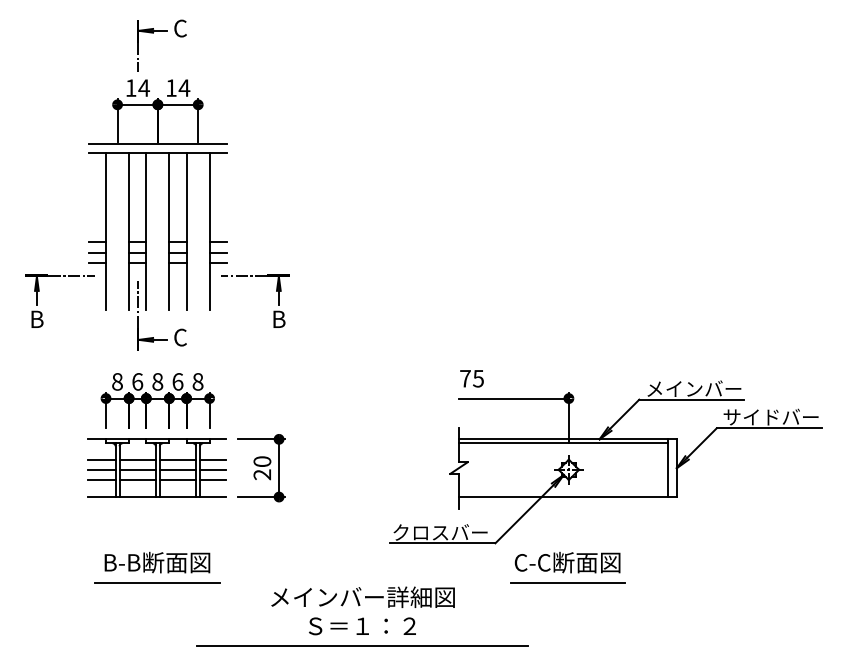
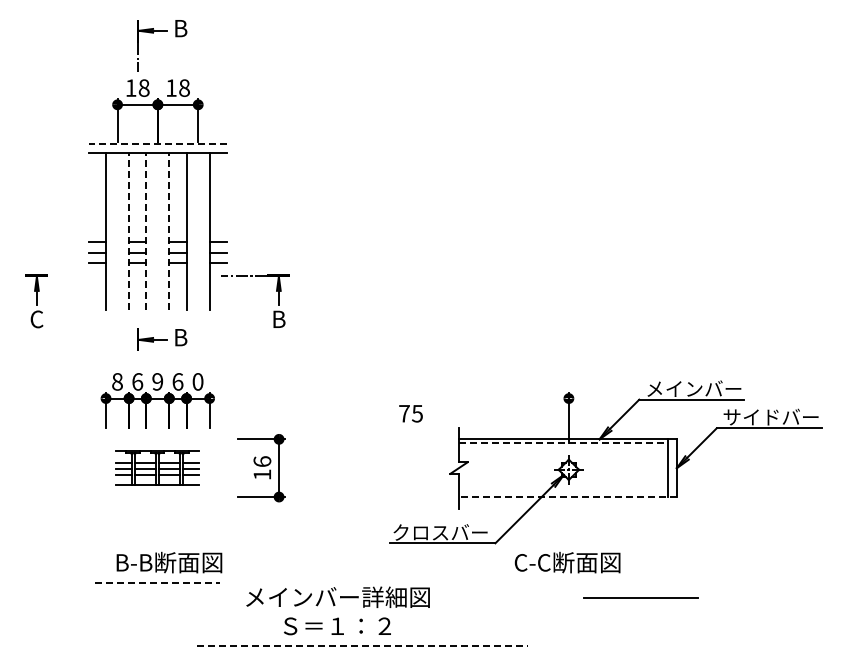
text: C -> B (180, 28)
text: 14 -> 18 (144, 87)
text: 14 -> 18 (184, 87)
line: solid -> dashed (157, 144)
line: solid -> dashed (129, 231)
line: solid -> dashed (146, 231)
line: solid -> dashed (169, 231)
line: present -> none (71, 275)
line: present -> none (137, 304)
text: B -> C (36, 319)
text: C -> B (180, 337)
text position: (471, 378) -> (410, 413) (410, 413)
text: 8 -> 9 (157, 381)
text: 8 -> 0 (197, 381)
line: present -> none (513, 398)
line: solid -> dashed (563, 443)
part size: 140x60 px -> 85x36 px (157, 467)
text: 20 -> 16 (262, 468)
line: solid -> dashed (567, 496)
text position: (157, 562) -> (169, 562) (169, 562)
line: solid -> dashed (157, 582)
line position: (567, 582) -> (640, 597) (640, 597)
text position: (362, 610) -> (337, 610) (337, 610)
line: solid -> dashed (362, 646)
